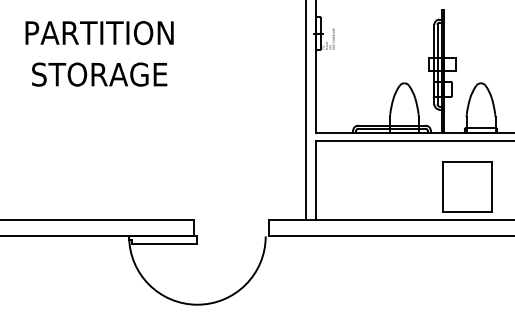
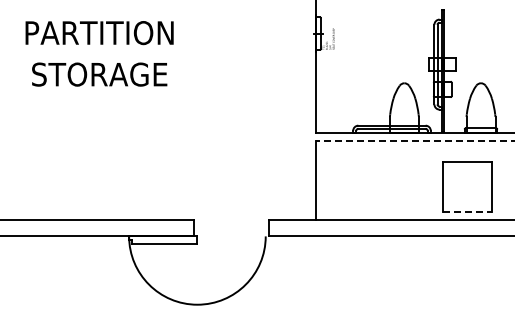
line: present -> none (306, 110)
line: solid -> dashed (415, 141)
line: solid -> dashed (467, 211)
